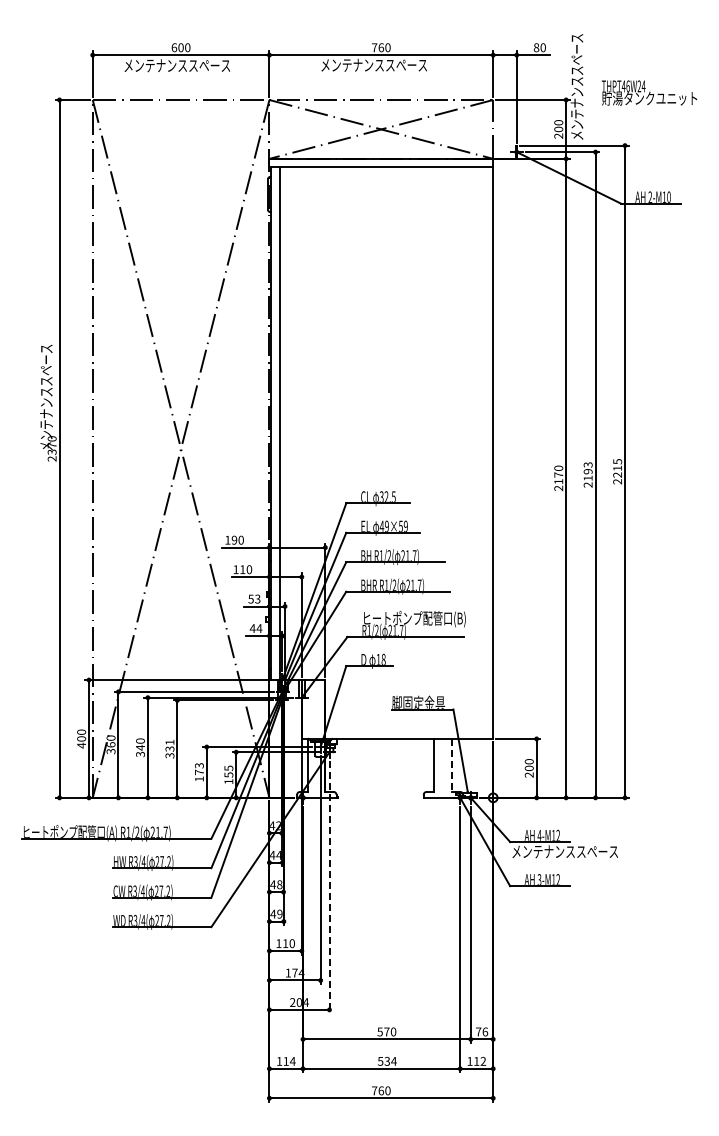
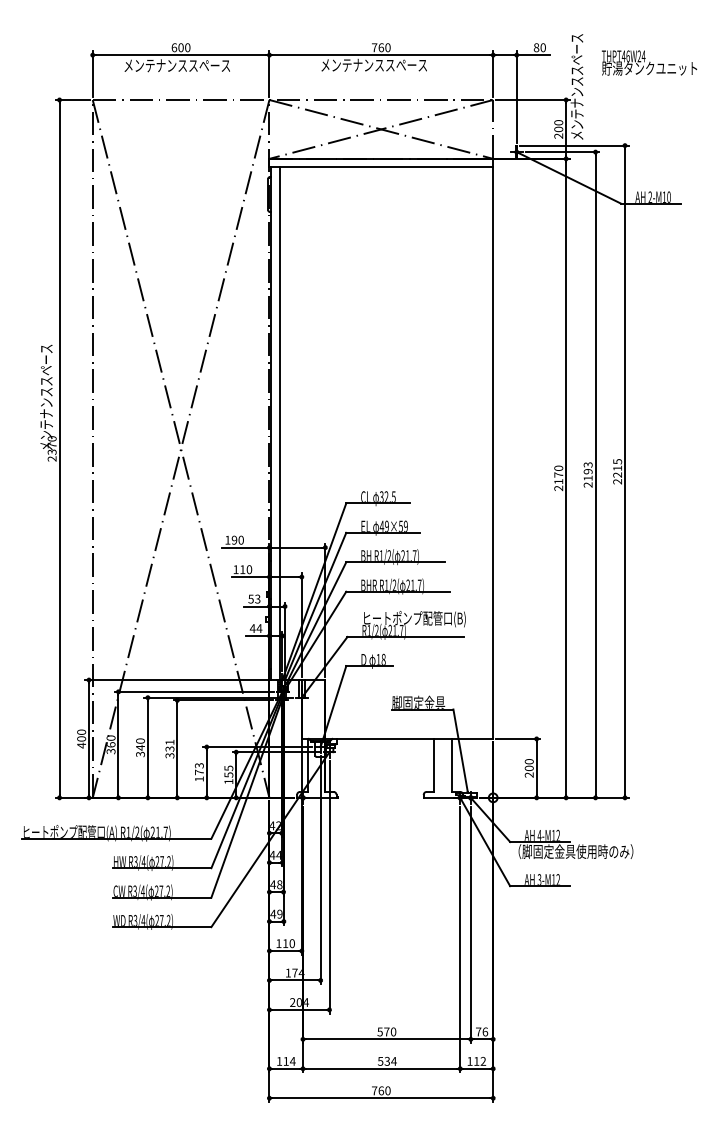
text position: (649, 92) -> (649, 62) (649, 62)
line: dashed -> solid (451, 765)
text: メンテナンススペース -> （脚固定金具使用時のみ） (572, 851)
line: dashed -> solid (329, 887)
